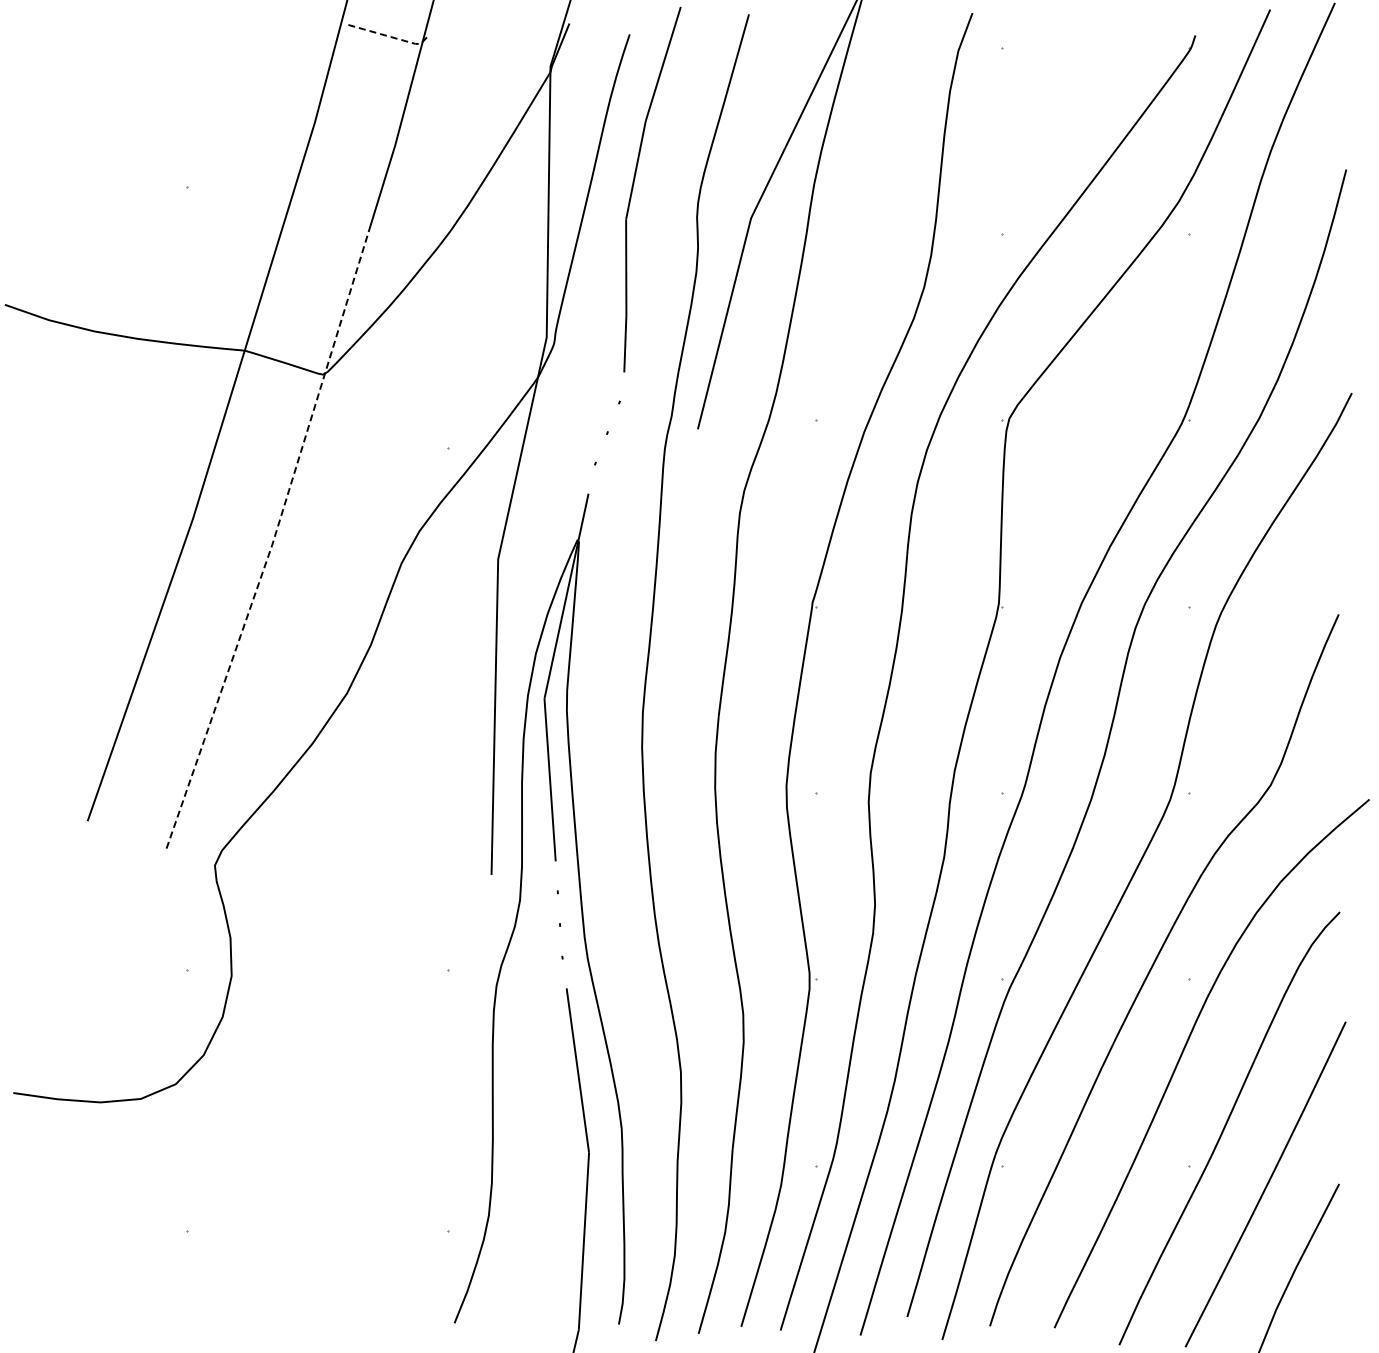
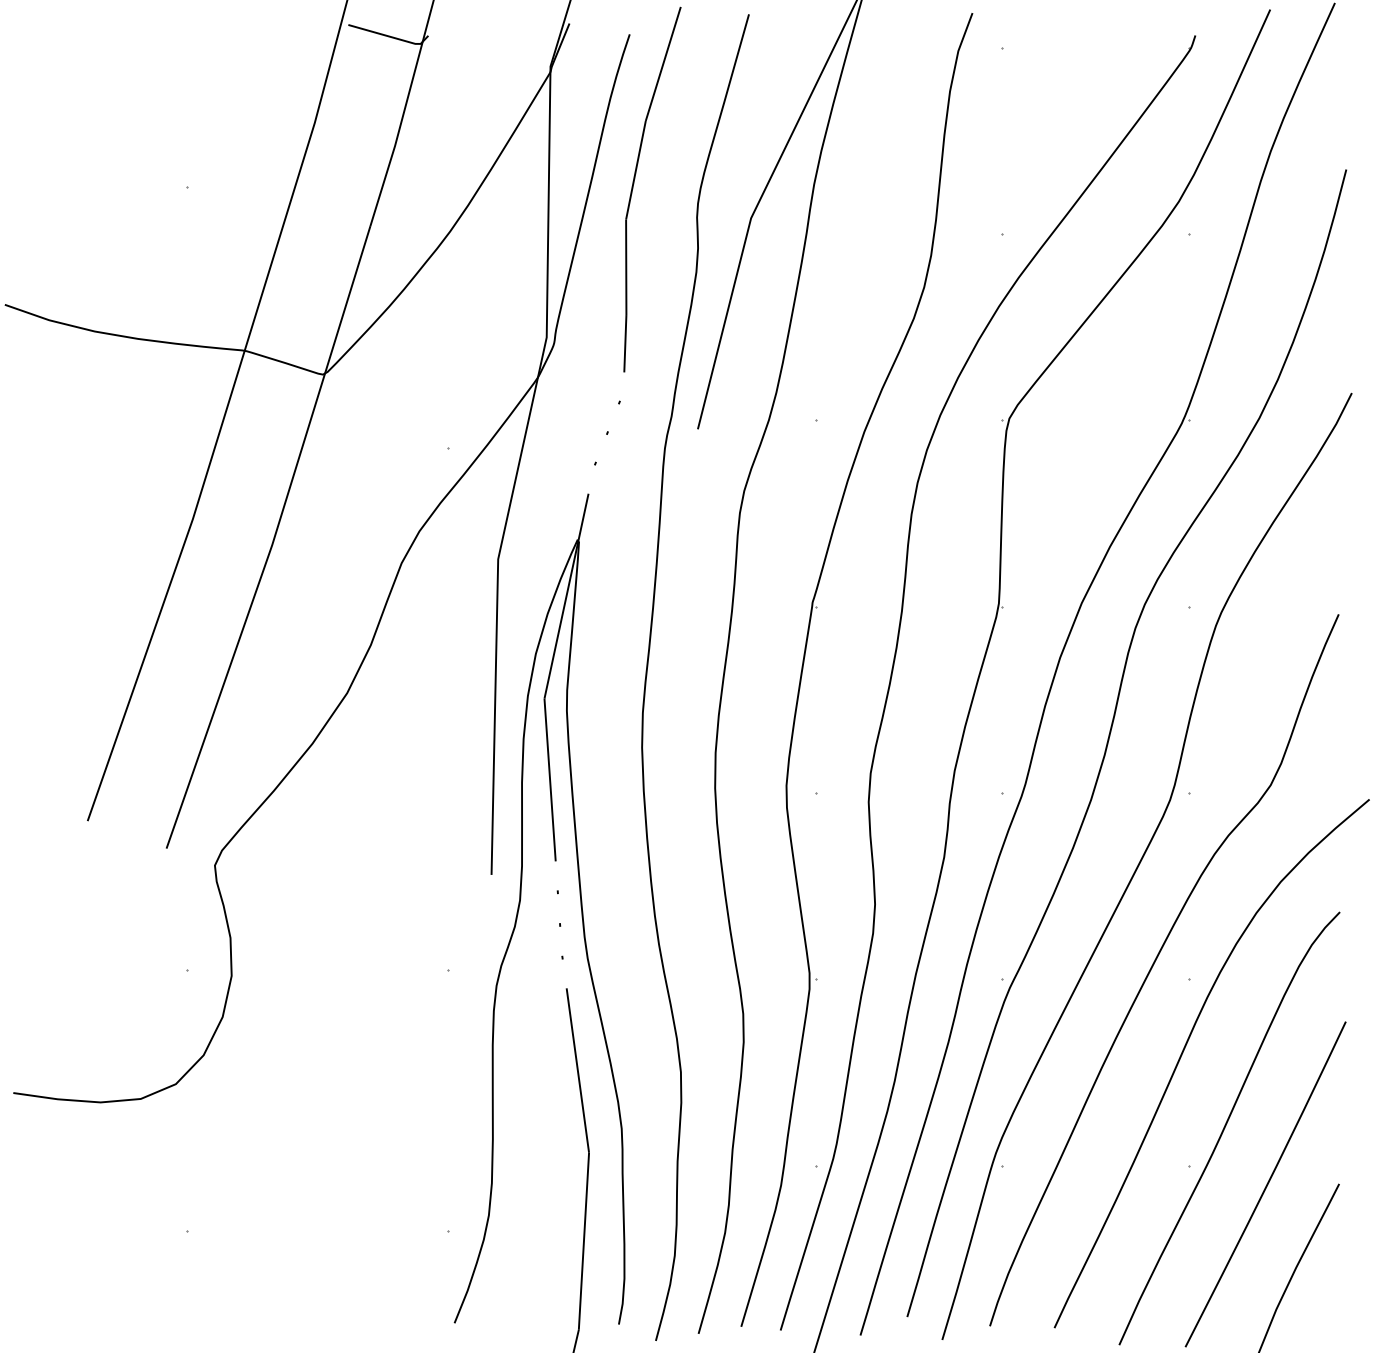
line: dashed -> solid (391, 37)
line: dashed -> solid (274, 539)
